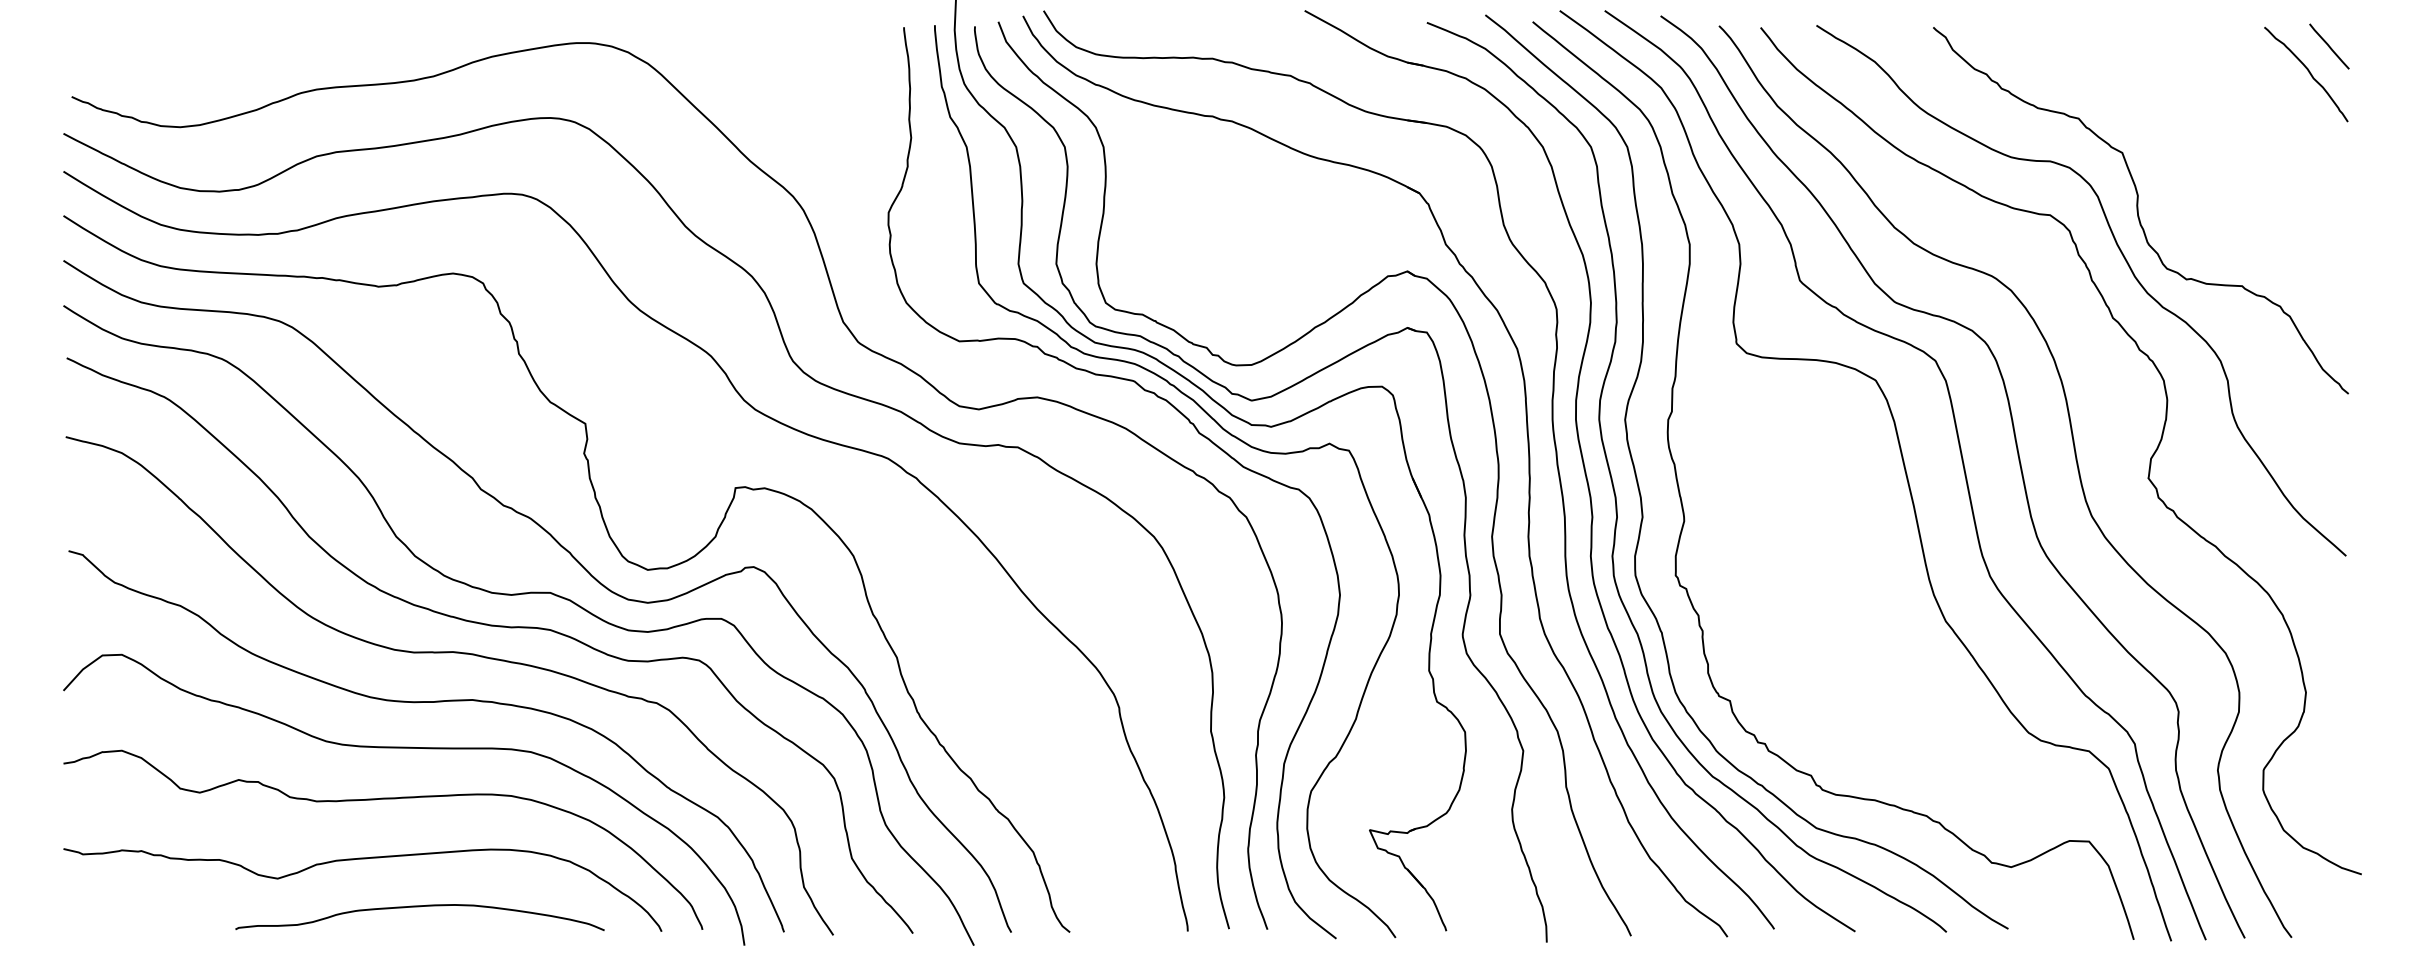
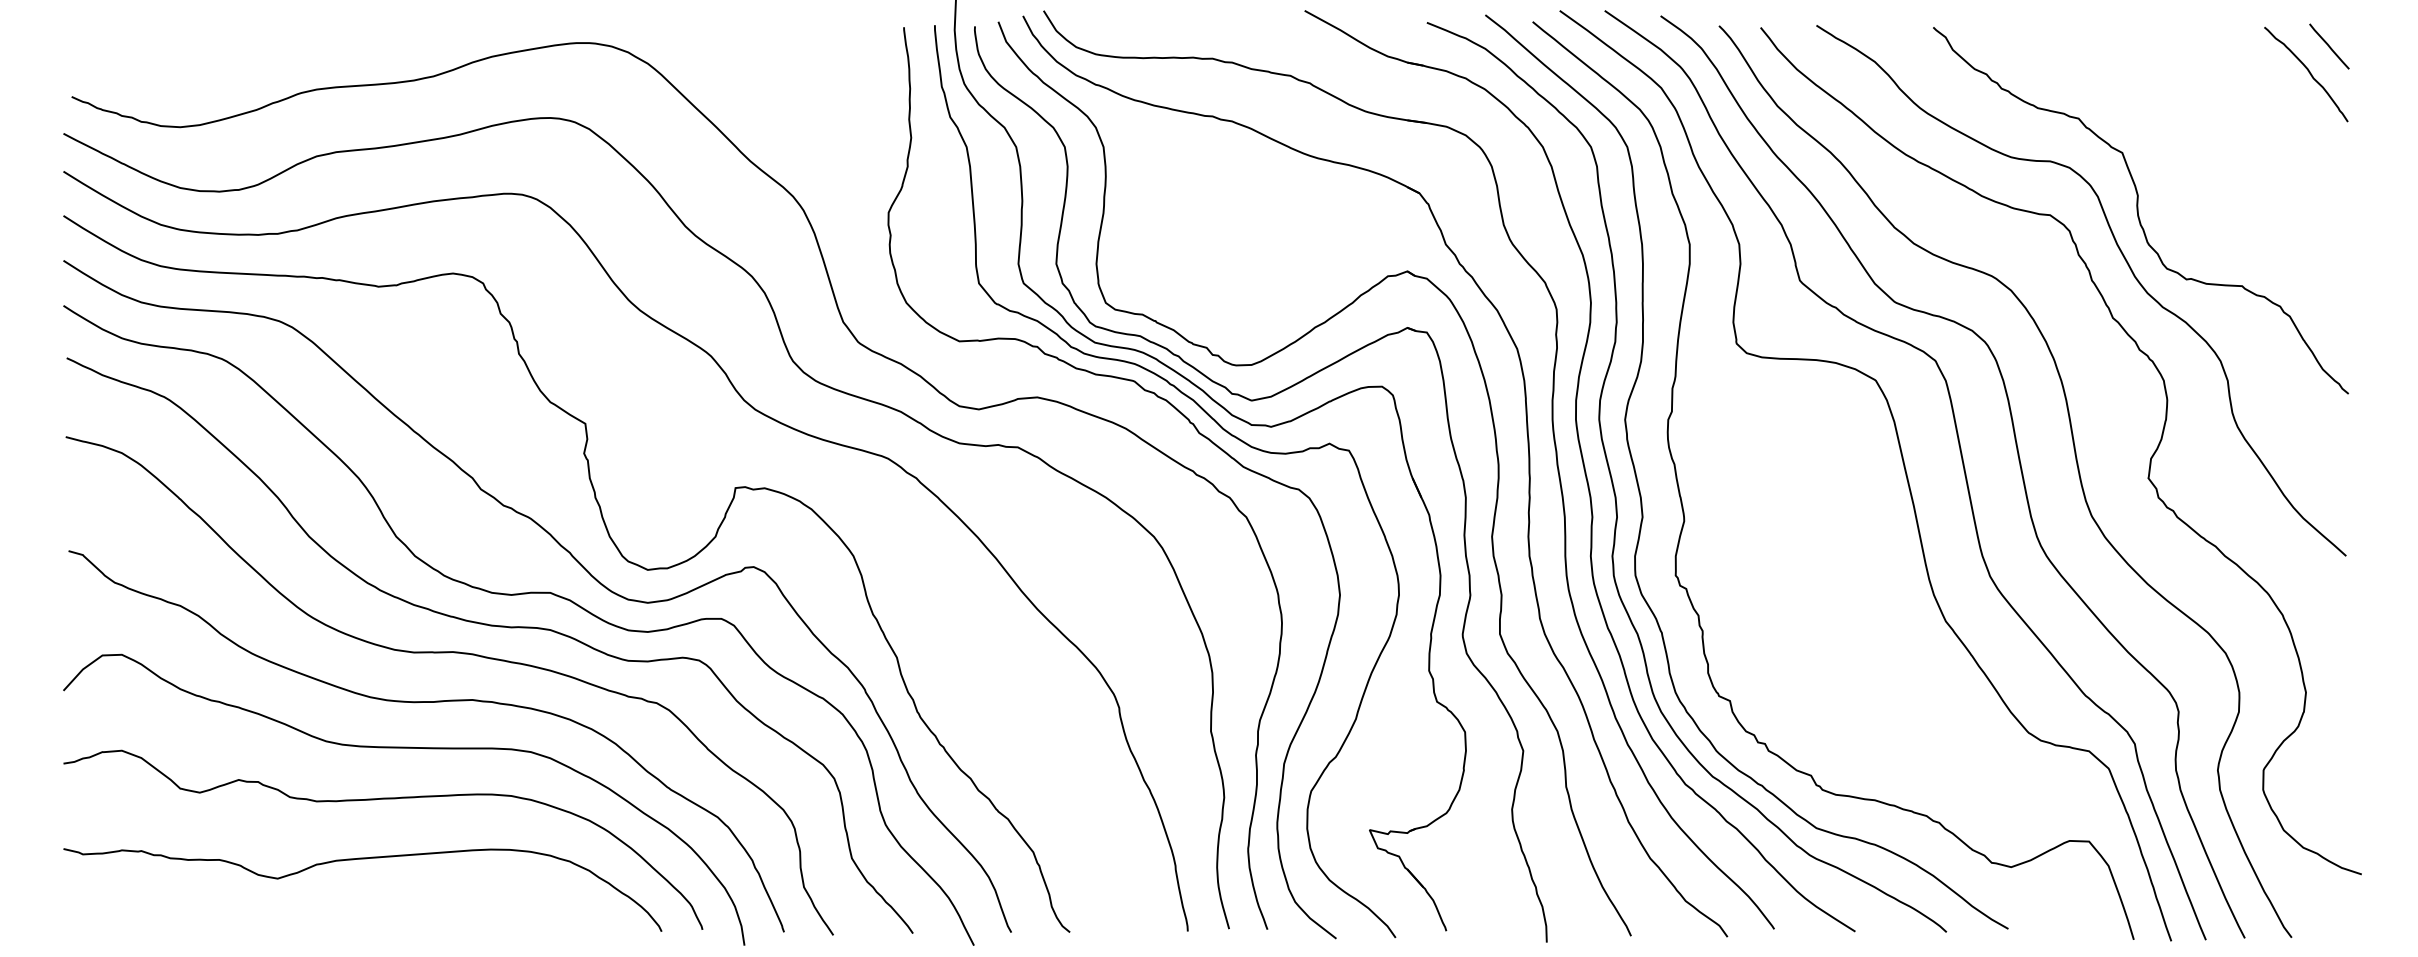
curve: present -> none (419, 907)
